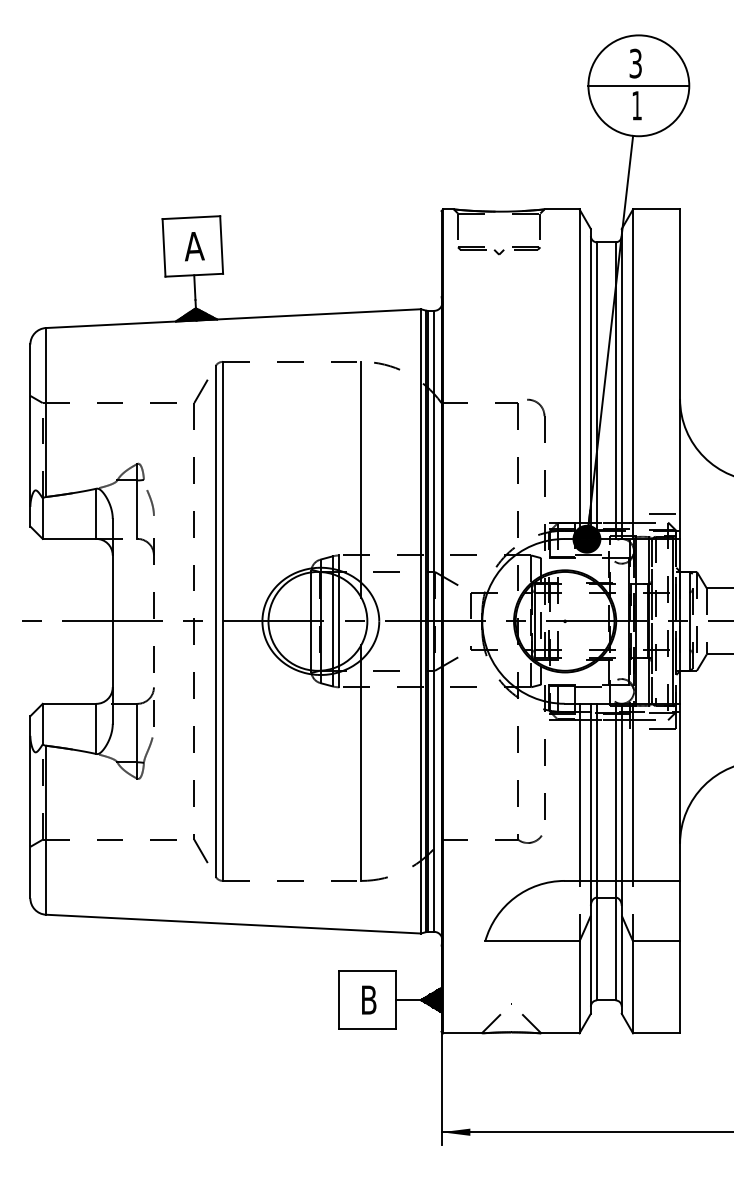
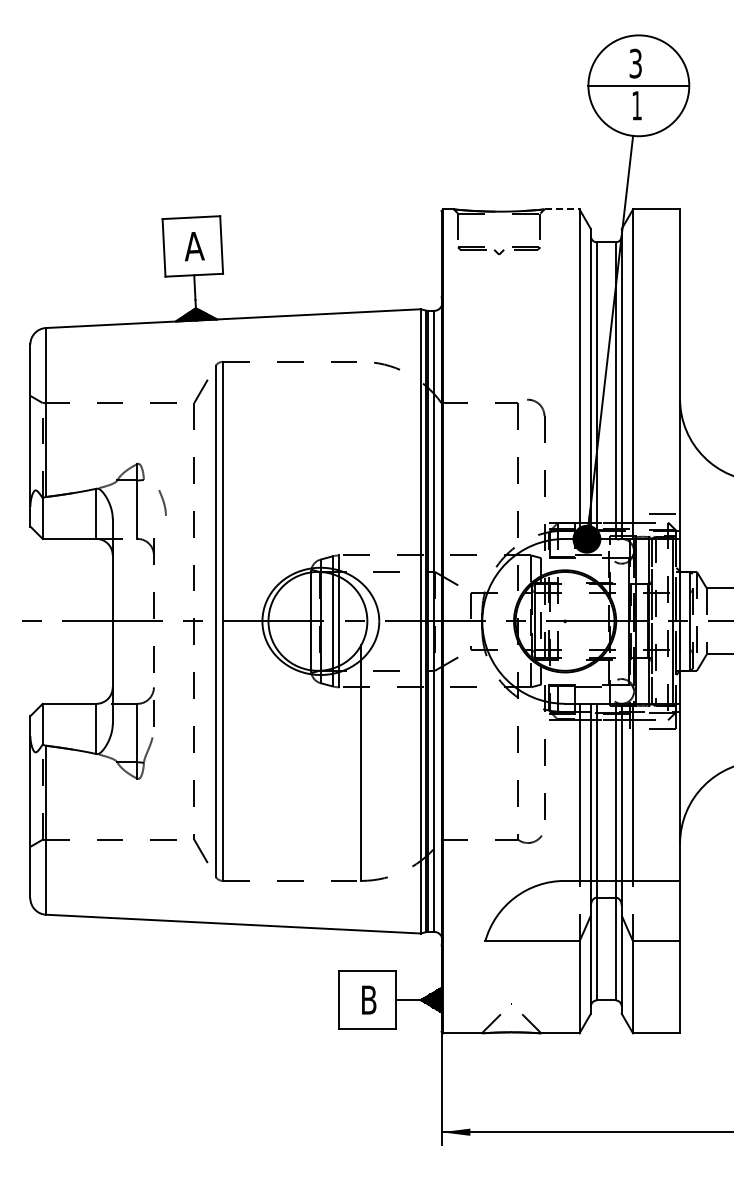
line: solid -> dashed (562, 209)
line: present -> none (361, 479)
curve position: (150, 502) -> (162, 502) (162, 502)
